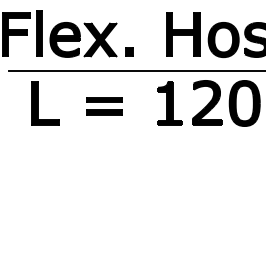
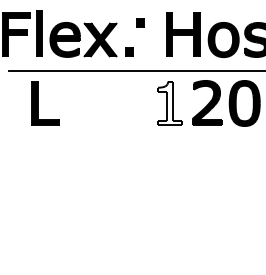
part: none -> present (140, 22)
fill: present -> none (169, 103)
part: present -> none (104, 106)
